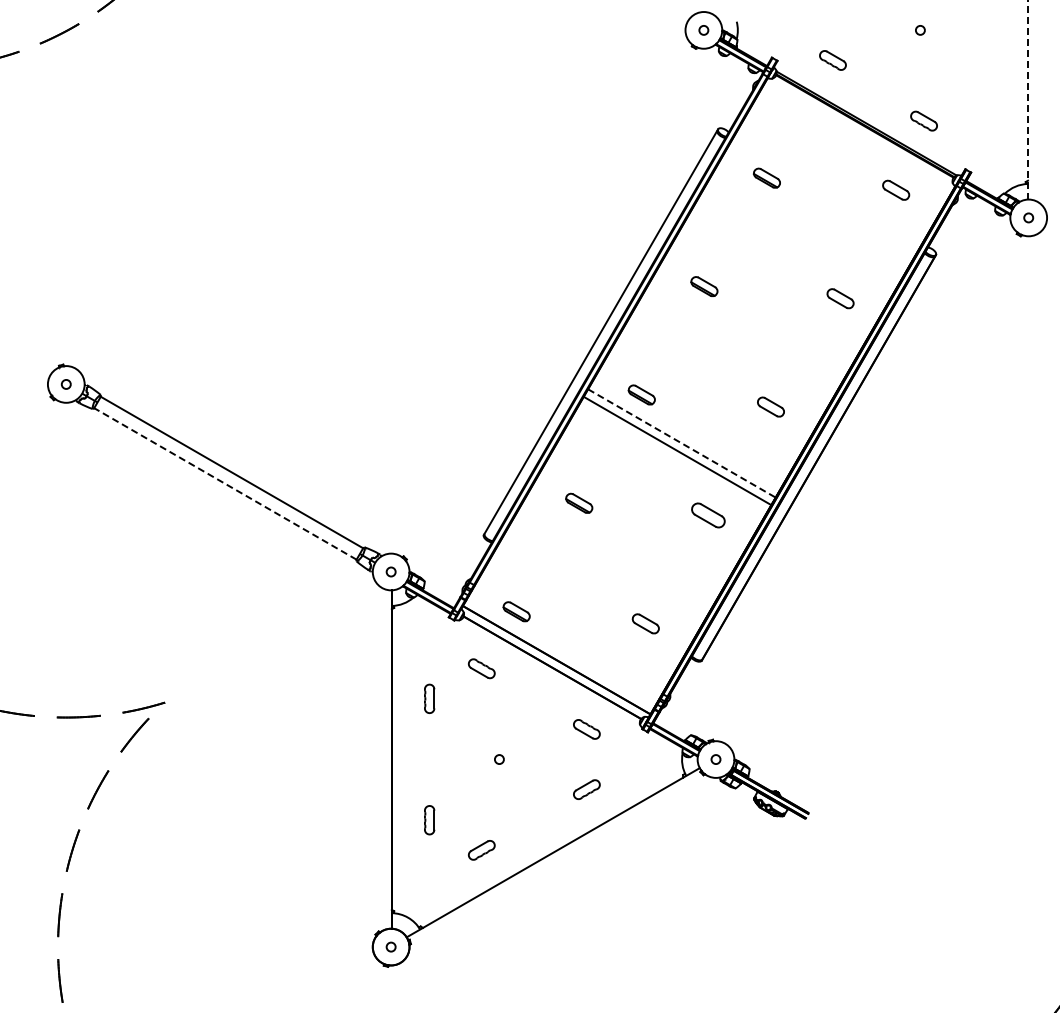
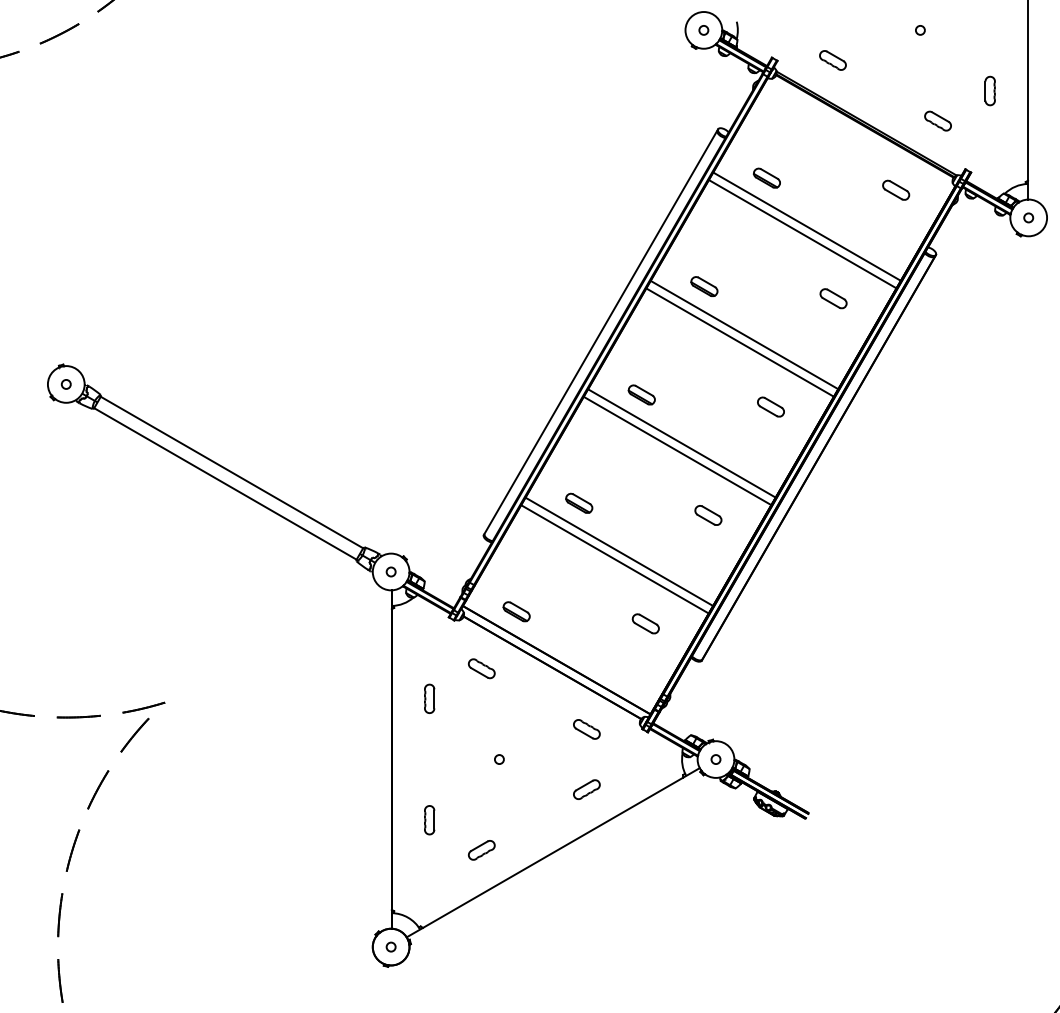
part: none -> present (989, 90)
line: dashed -> solid (1028, 99)
part position: (923, 120) -> (937, 120) (937, 120)
line: none -> present (806, 226)
line: none -> present (802, 234)
part position: (840, 298) -> (833, 298) (833, 298)
line: none -> present (744, 334)
line: none -> present (739, 342)
line: dashed -> solid (682, 443)
line: dashed -> solid (225, 483)
part size: 35x27 px -> 29x21 px (708, 515)
line: none -> present (619, 551)
line: none -> present (614, 559)
